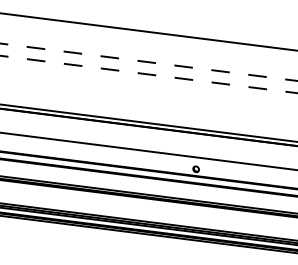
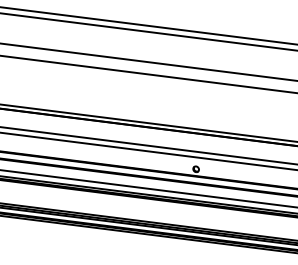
line: none -> present (148, 25)
line: dashed -> solid (149, 62)
line: dashed -> solid (149, 74)
line: none -> present (148, 145)
line: none -> present (148, 188)
